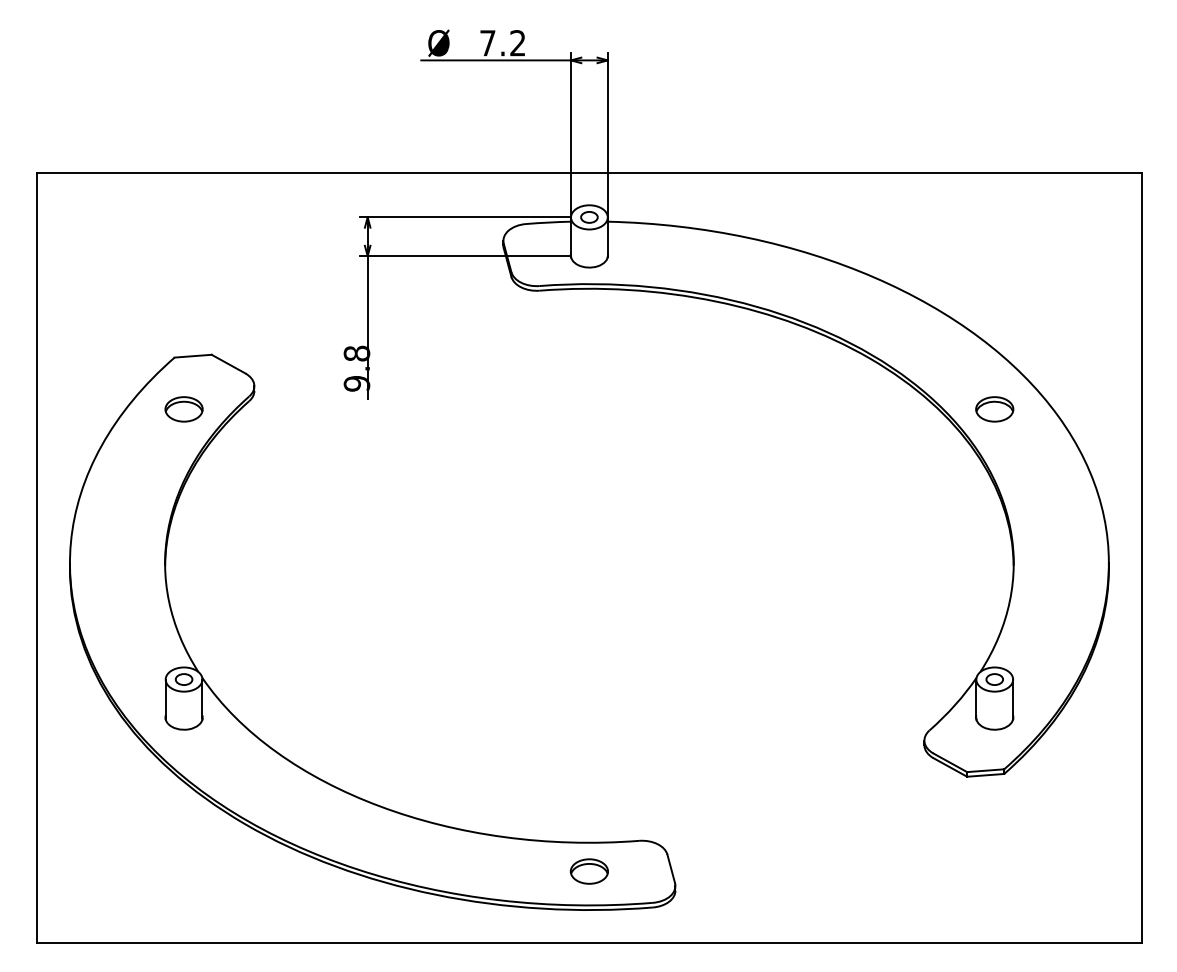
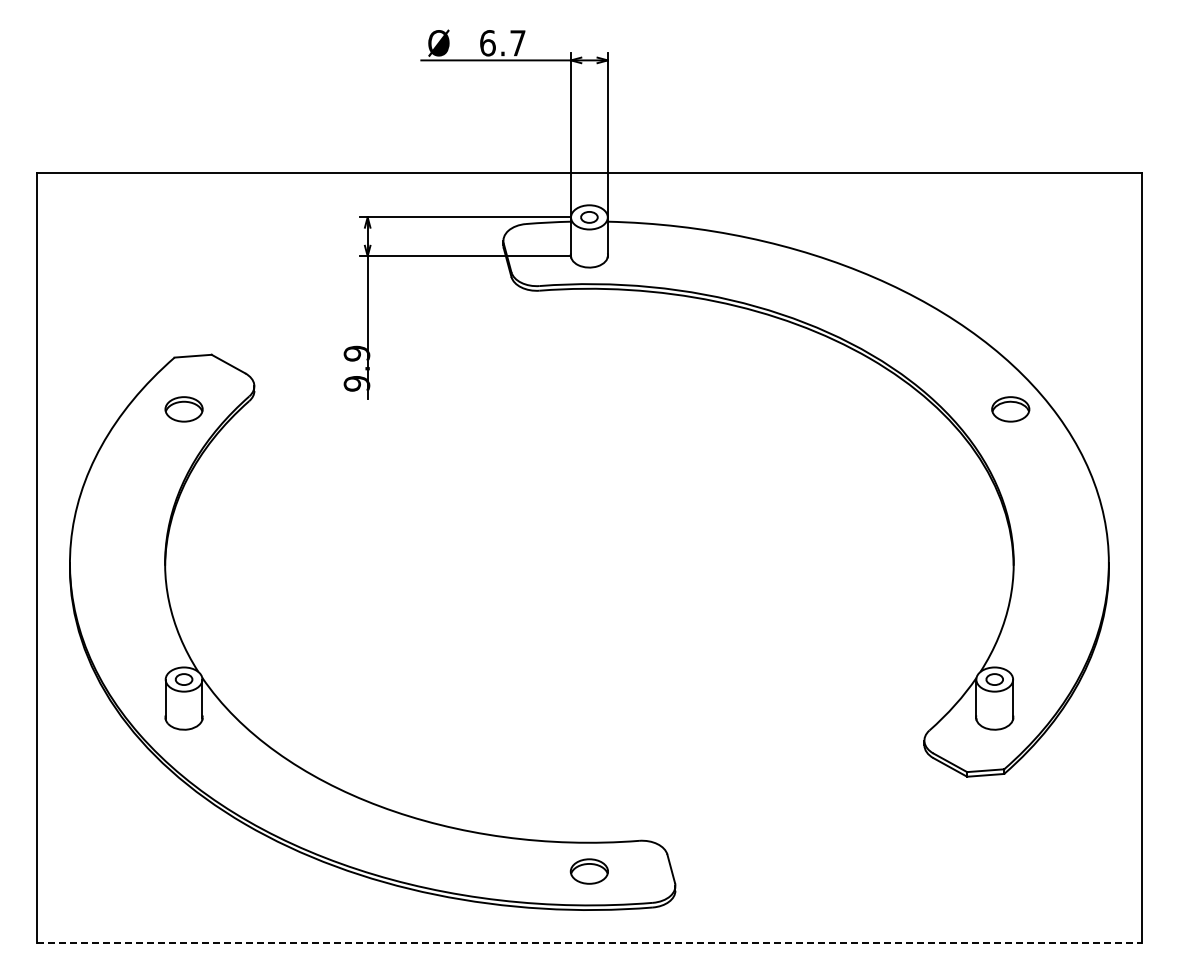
text: 7.2 -> 6.7 (502, 43)
text: 9.8 -> 9.9 (356, 353)
part position: (994, 409) -> (1010, 409) (1010, 409)
line: solid -> dashed (589, 942)
